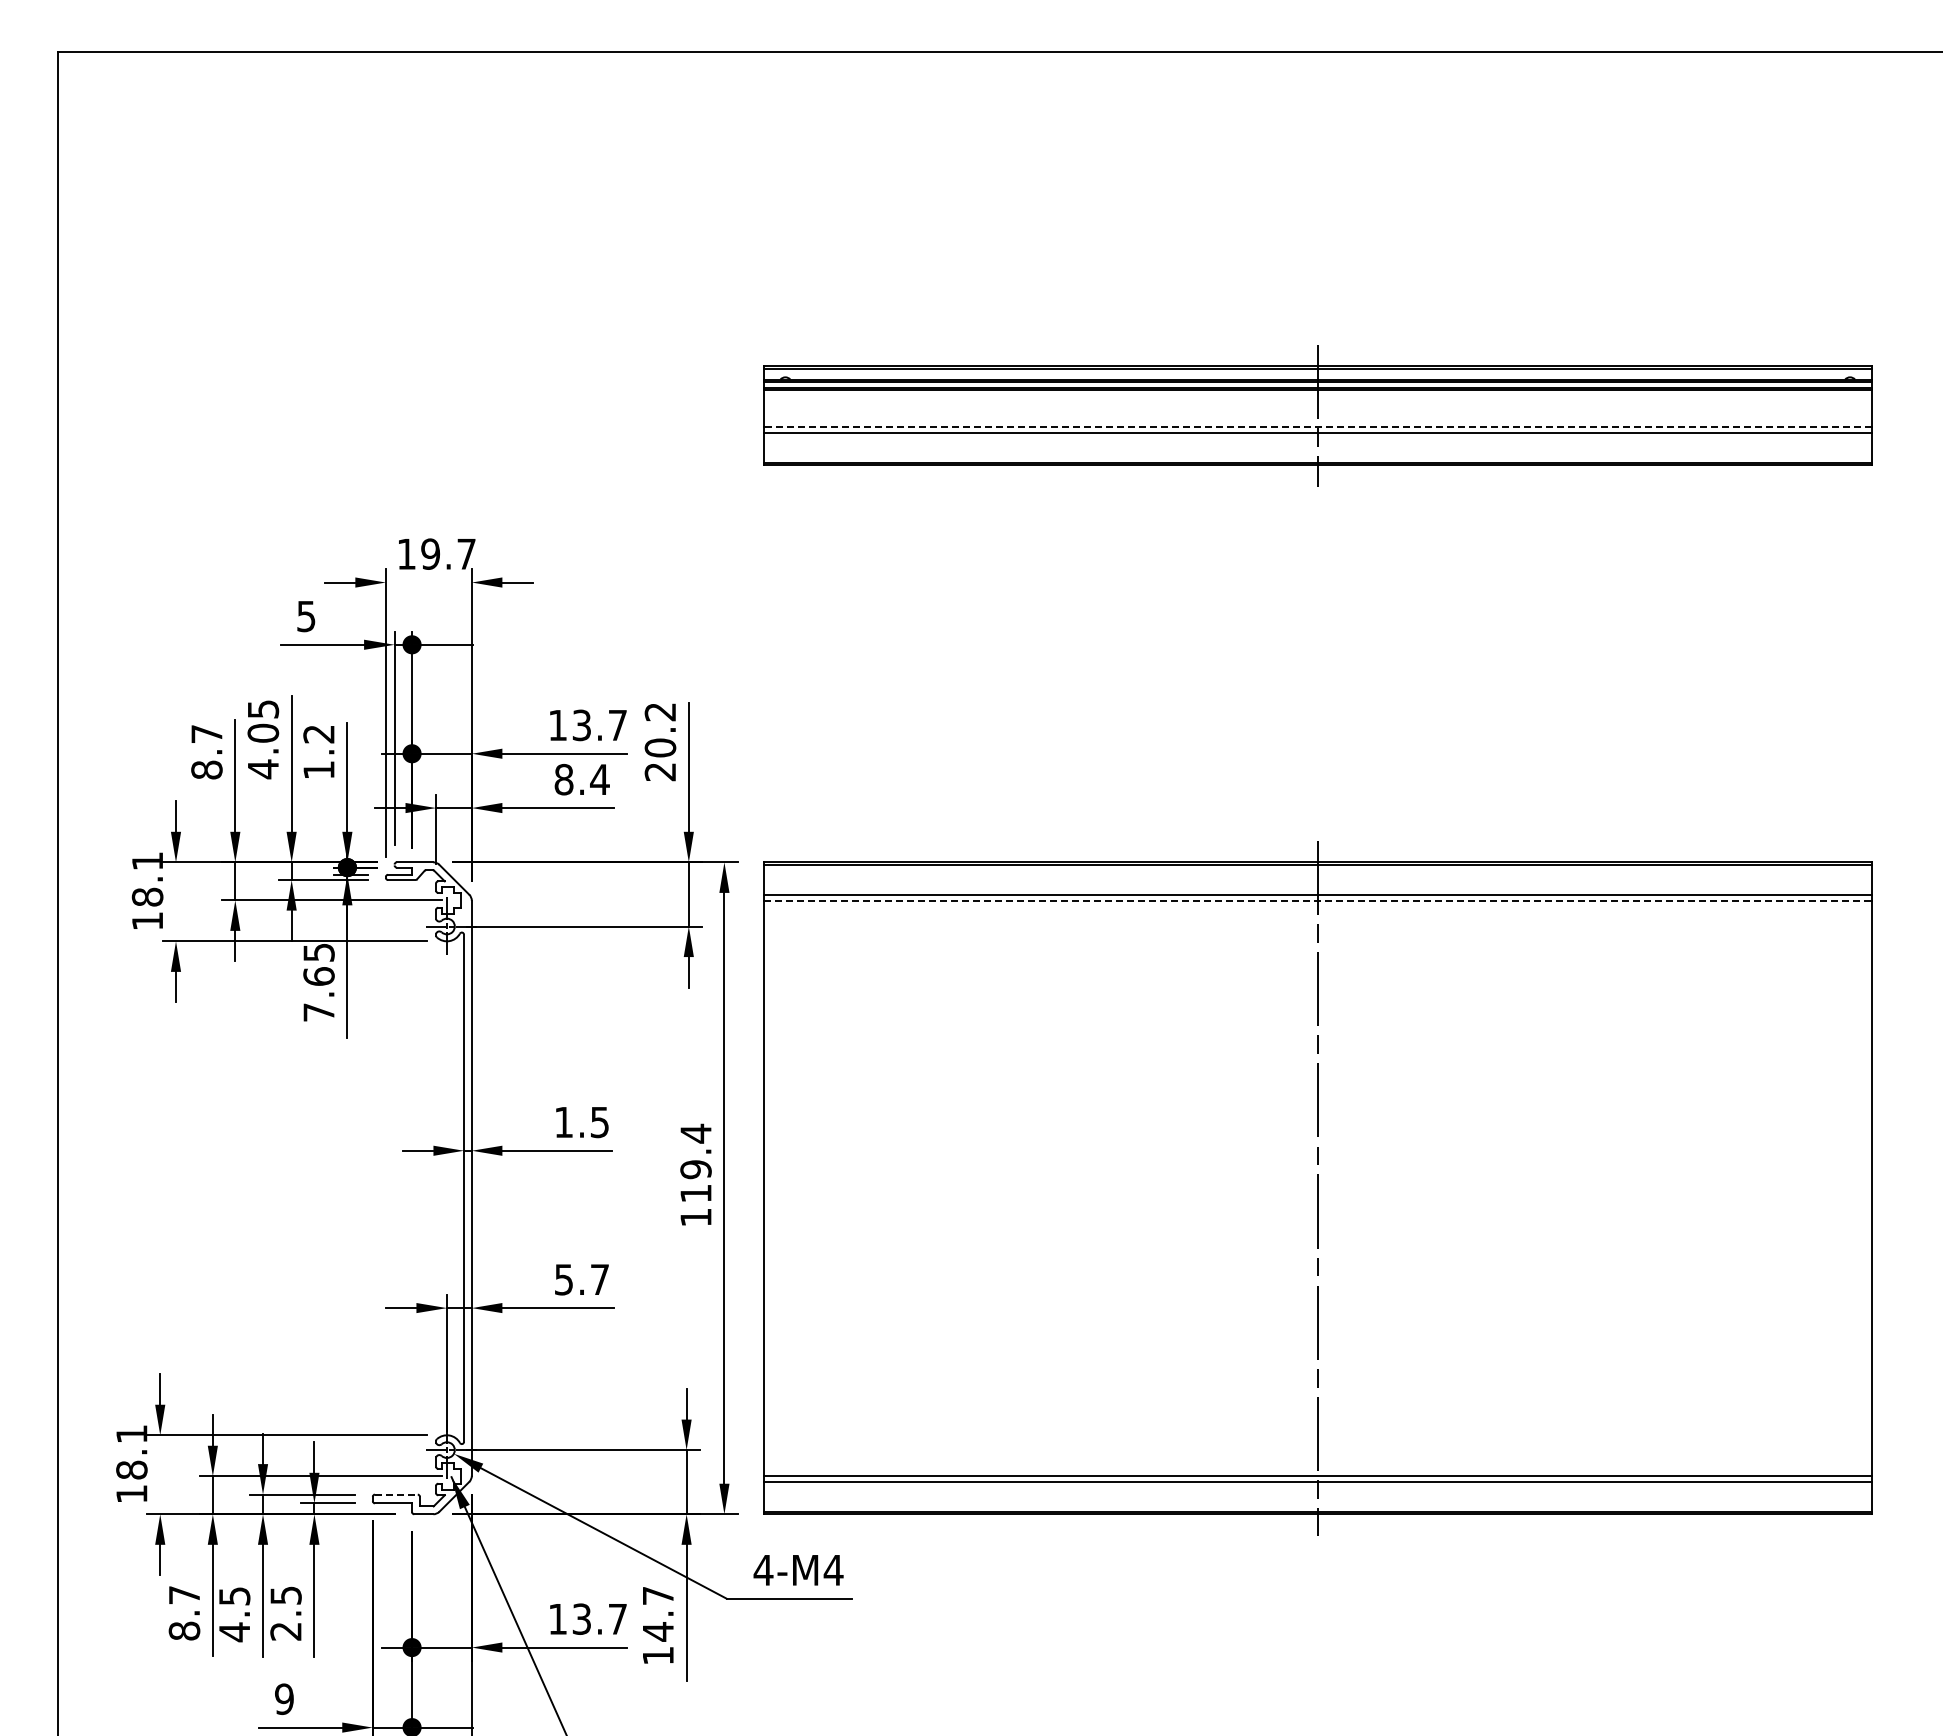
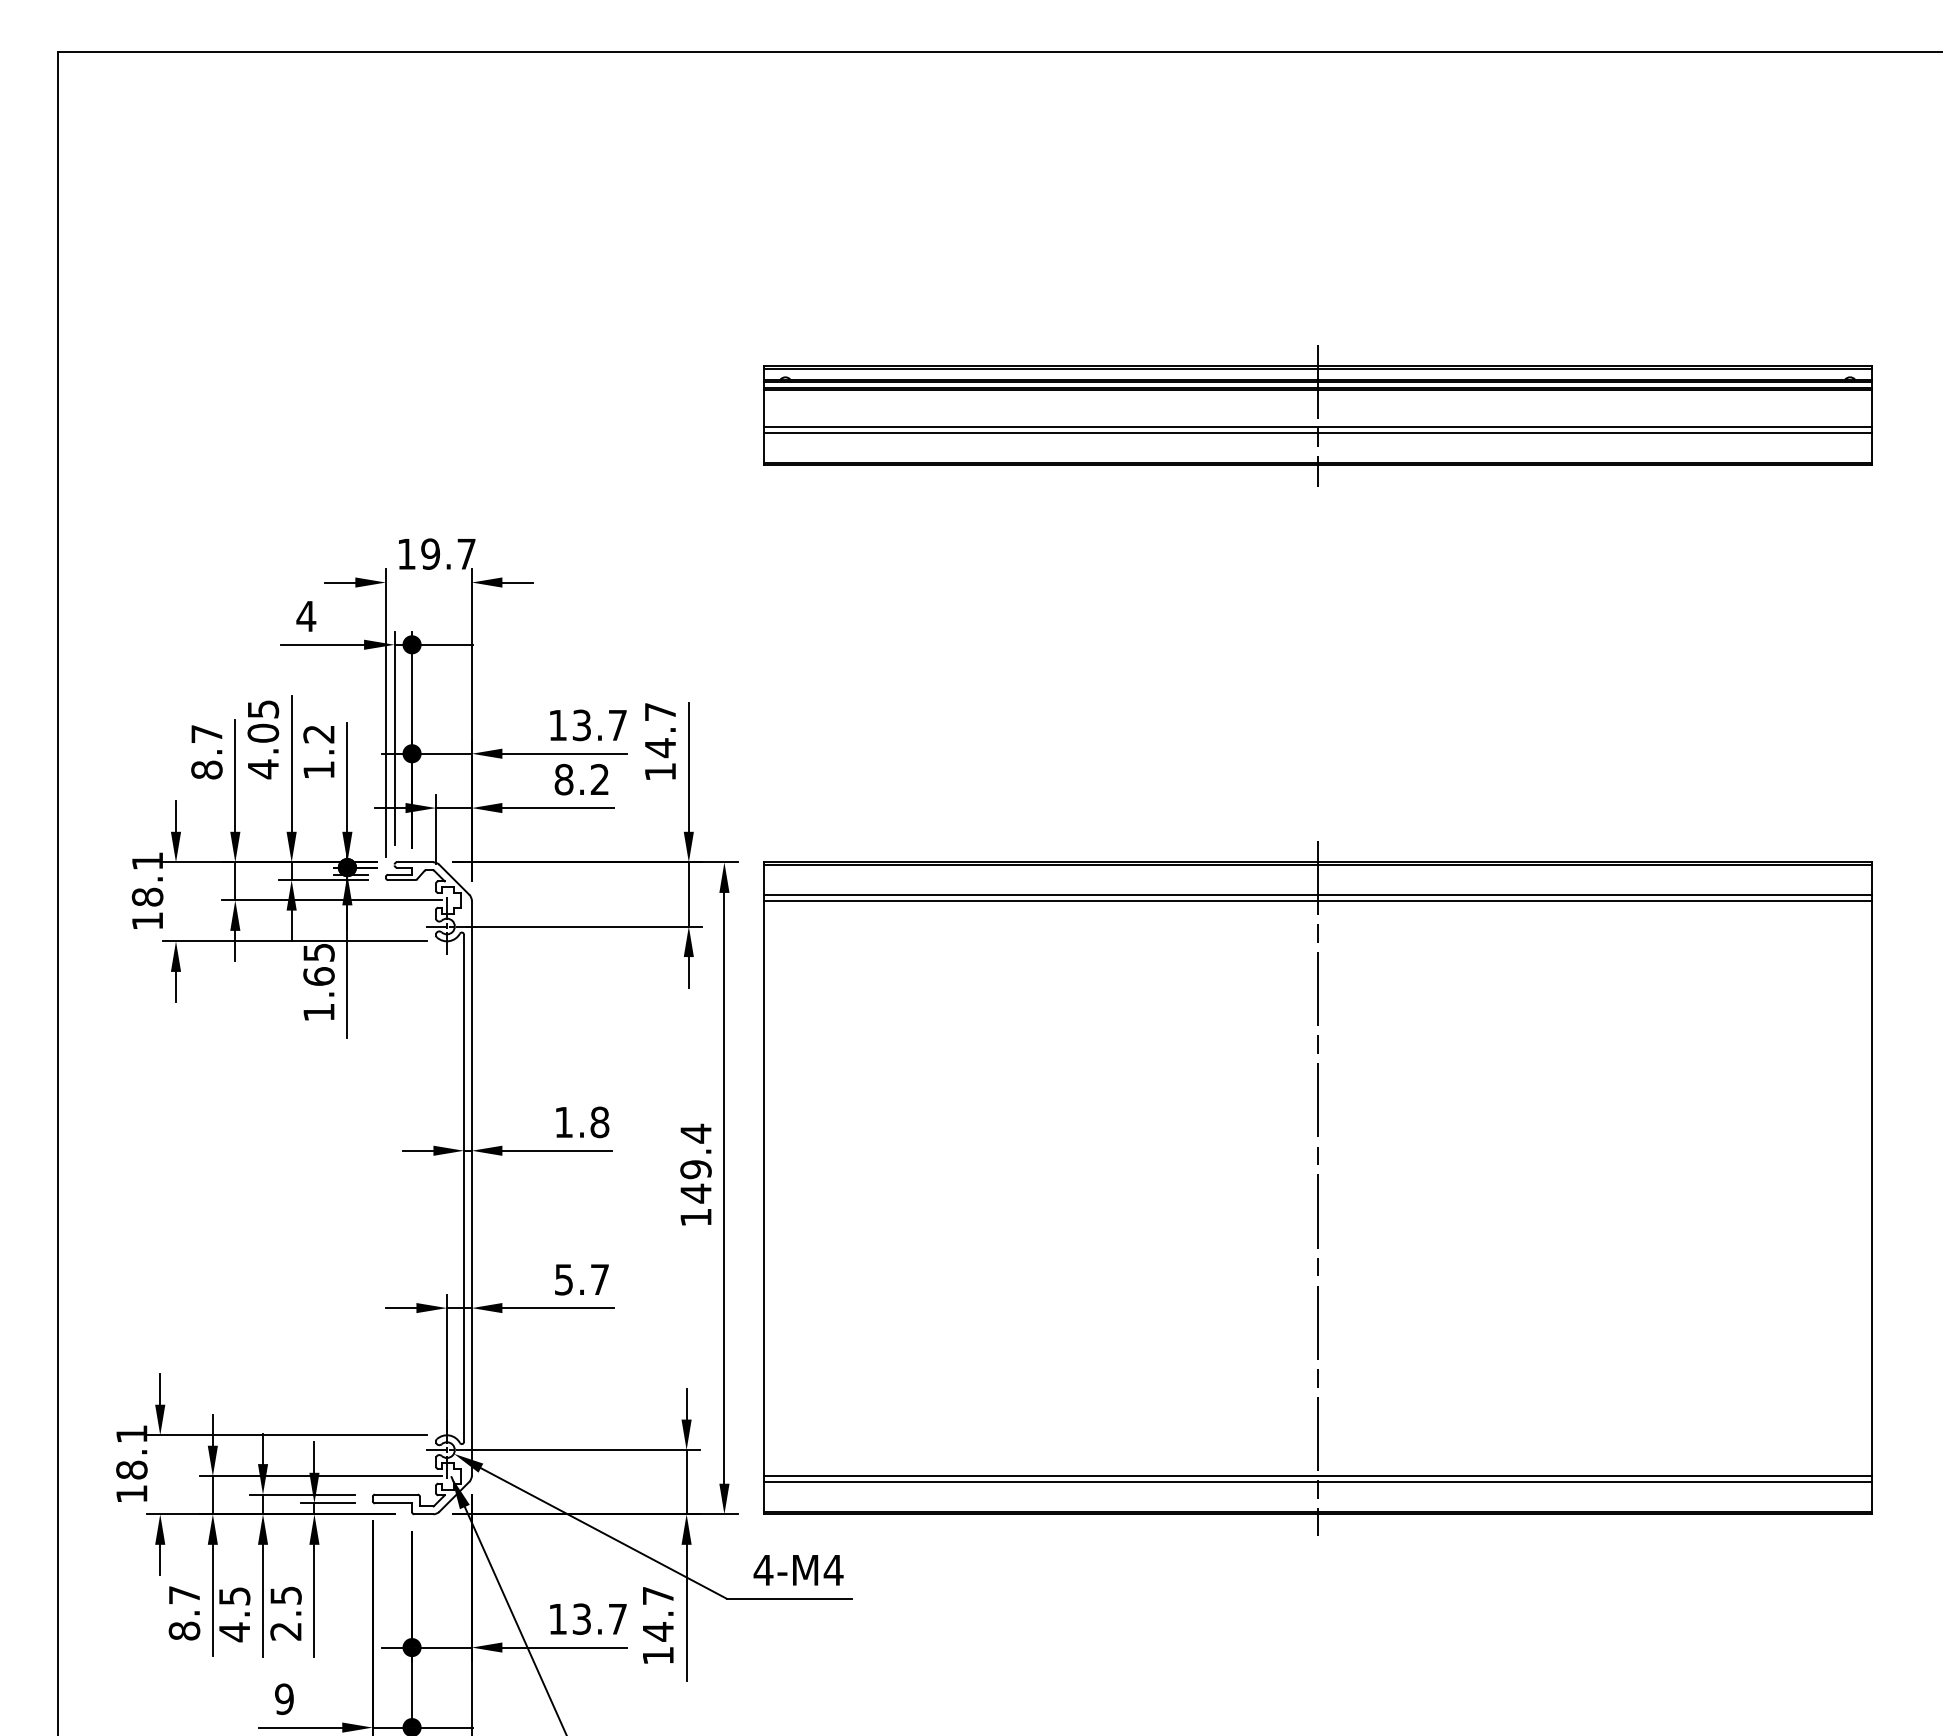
line: dashed -> solid (1317, 426)
text: 5 -> 4 (306, 616)
text: 20.2 -> 14.7 (660, 742)
text: 8.4 -> 8.2 (599, 778)
line: dashed -> solid (1318, 900)
text: 7.65 -> 1.65 (318, 1012)
text: 1.5 -> 1.8 (599, 1122)
text: 119.4 -> 149.4 (695, 1193)
line: dashed -> solid (396, 1494)
